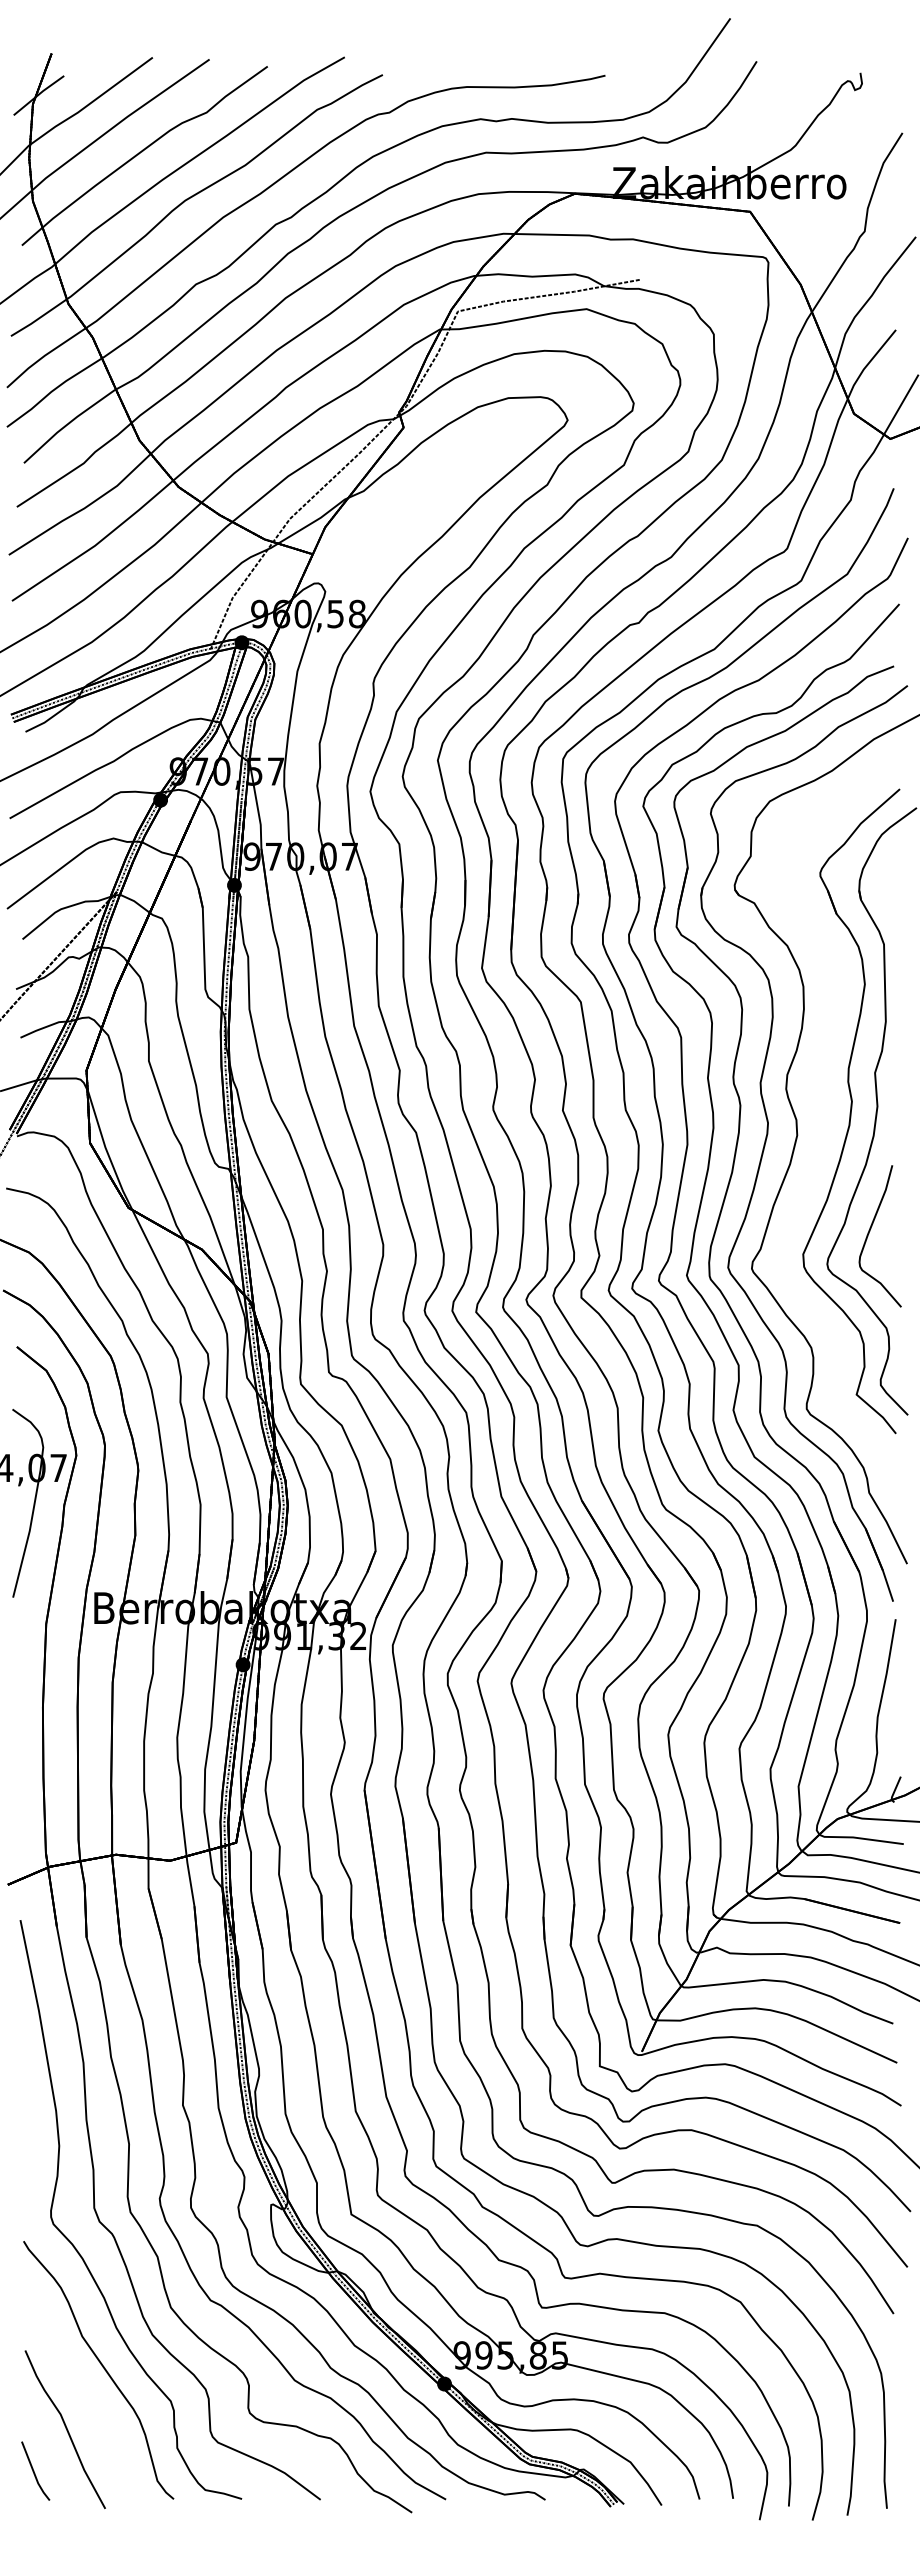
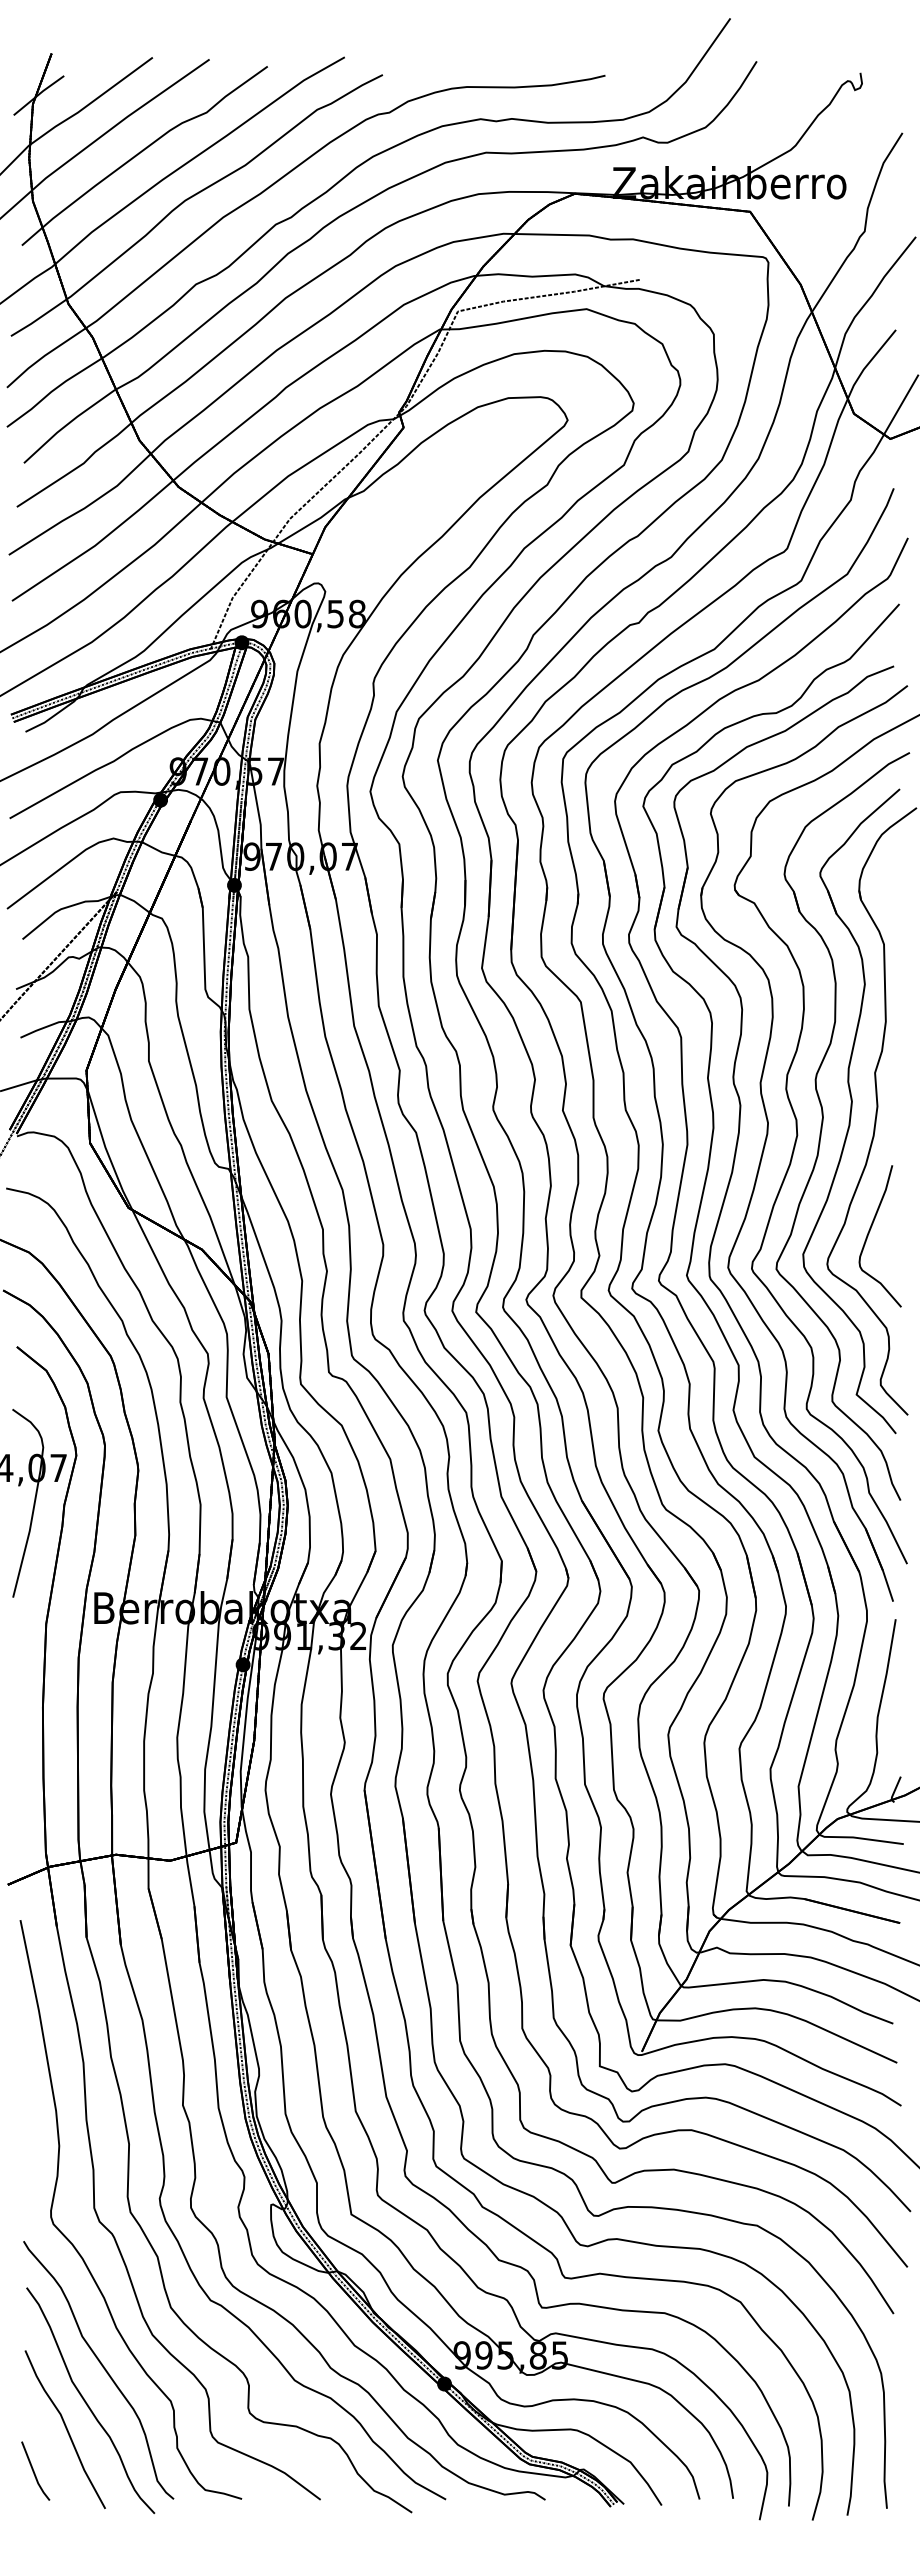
part: none -> present (823, 1123)
curve: none -> present (86, 2401)
